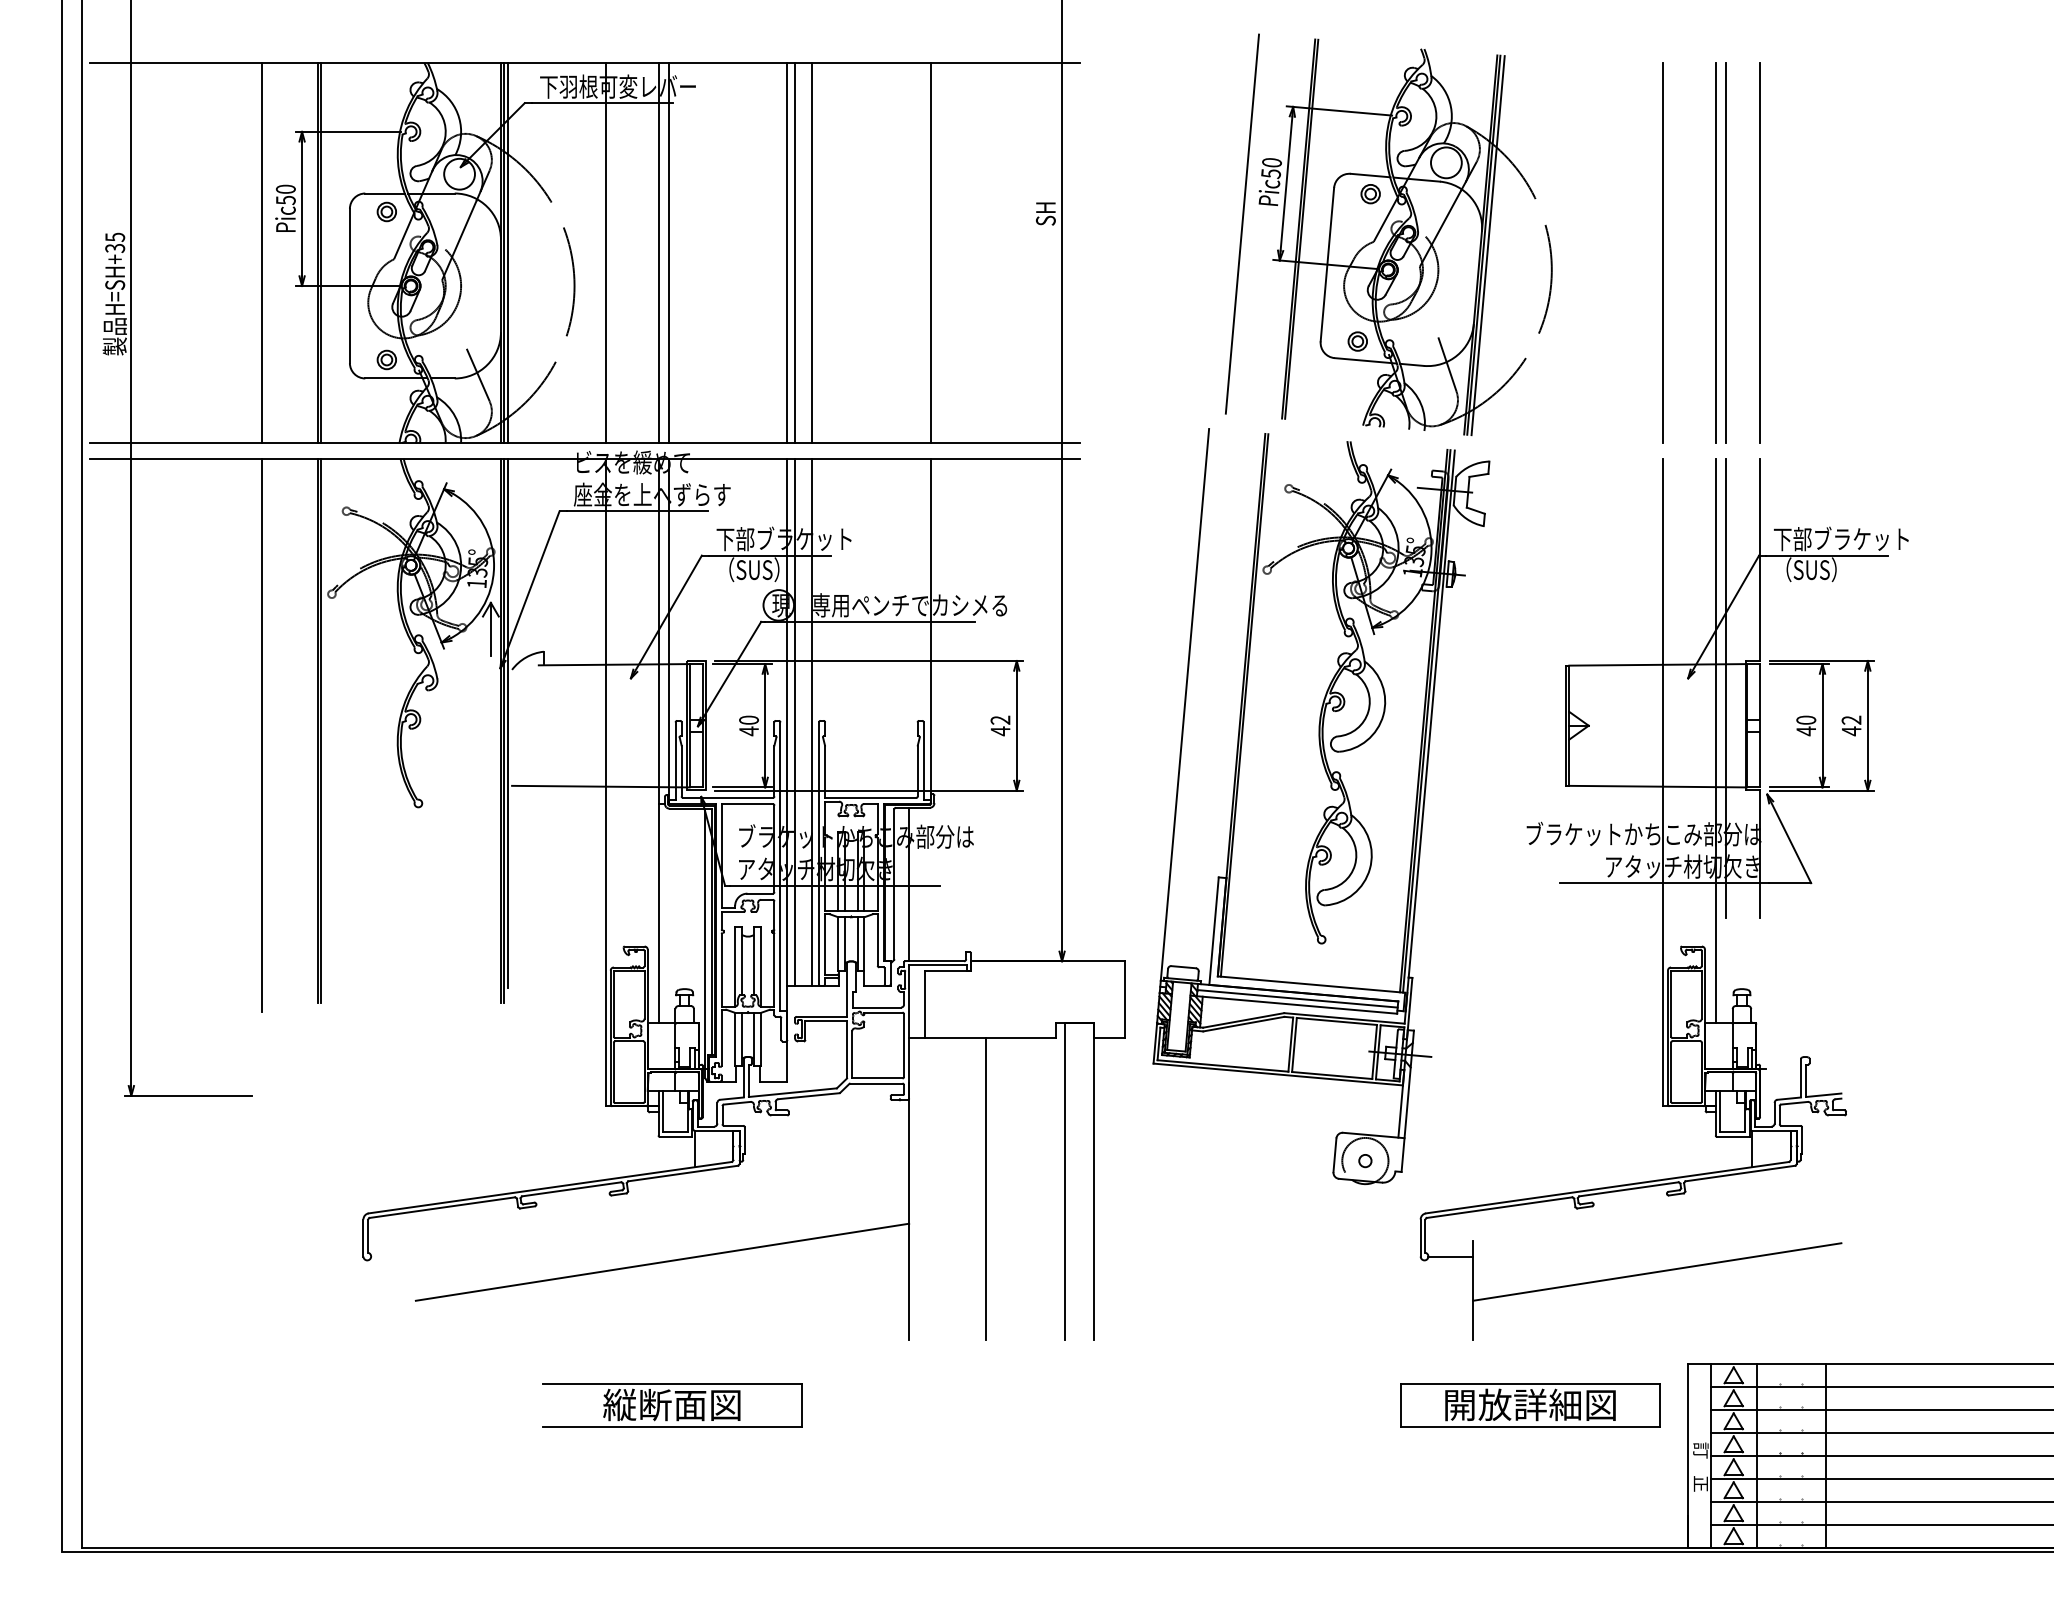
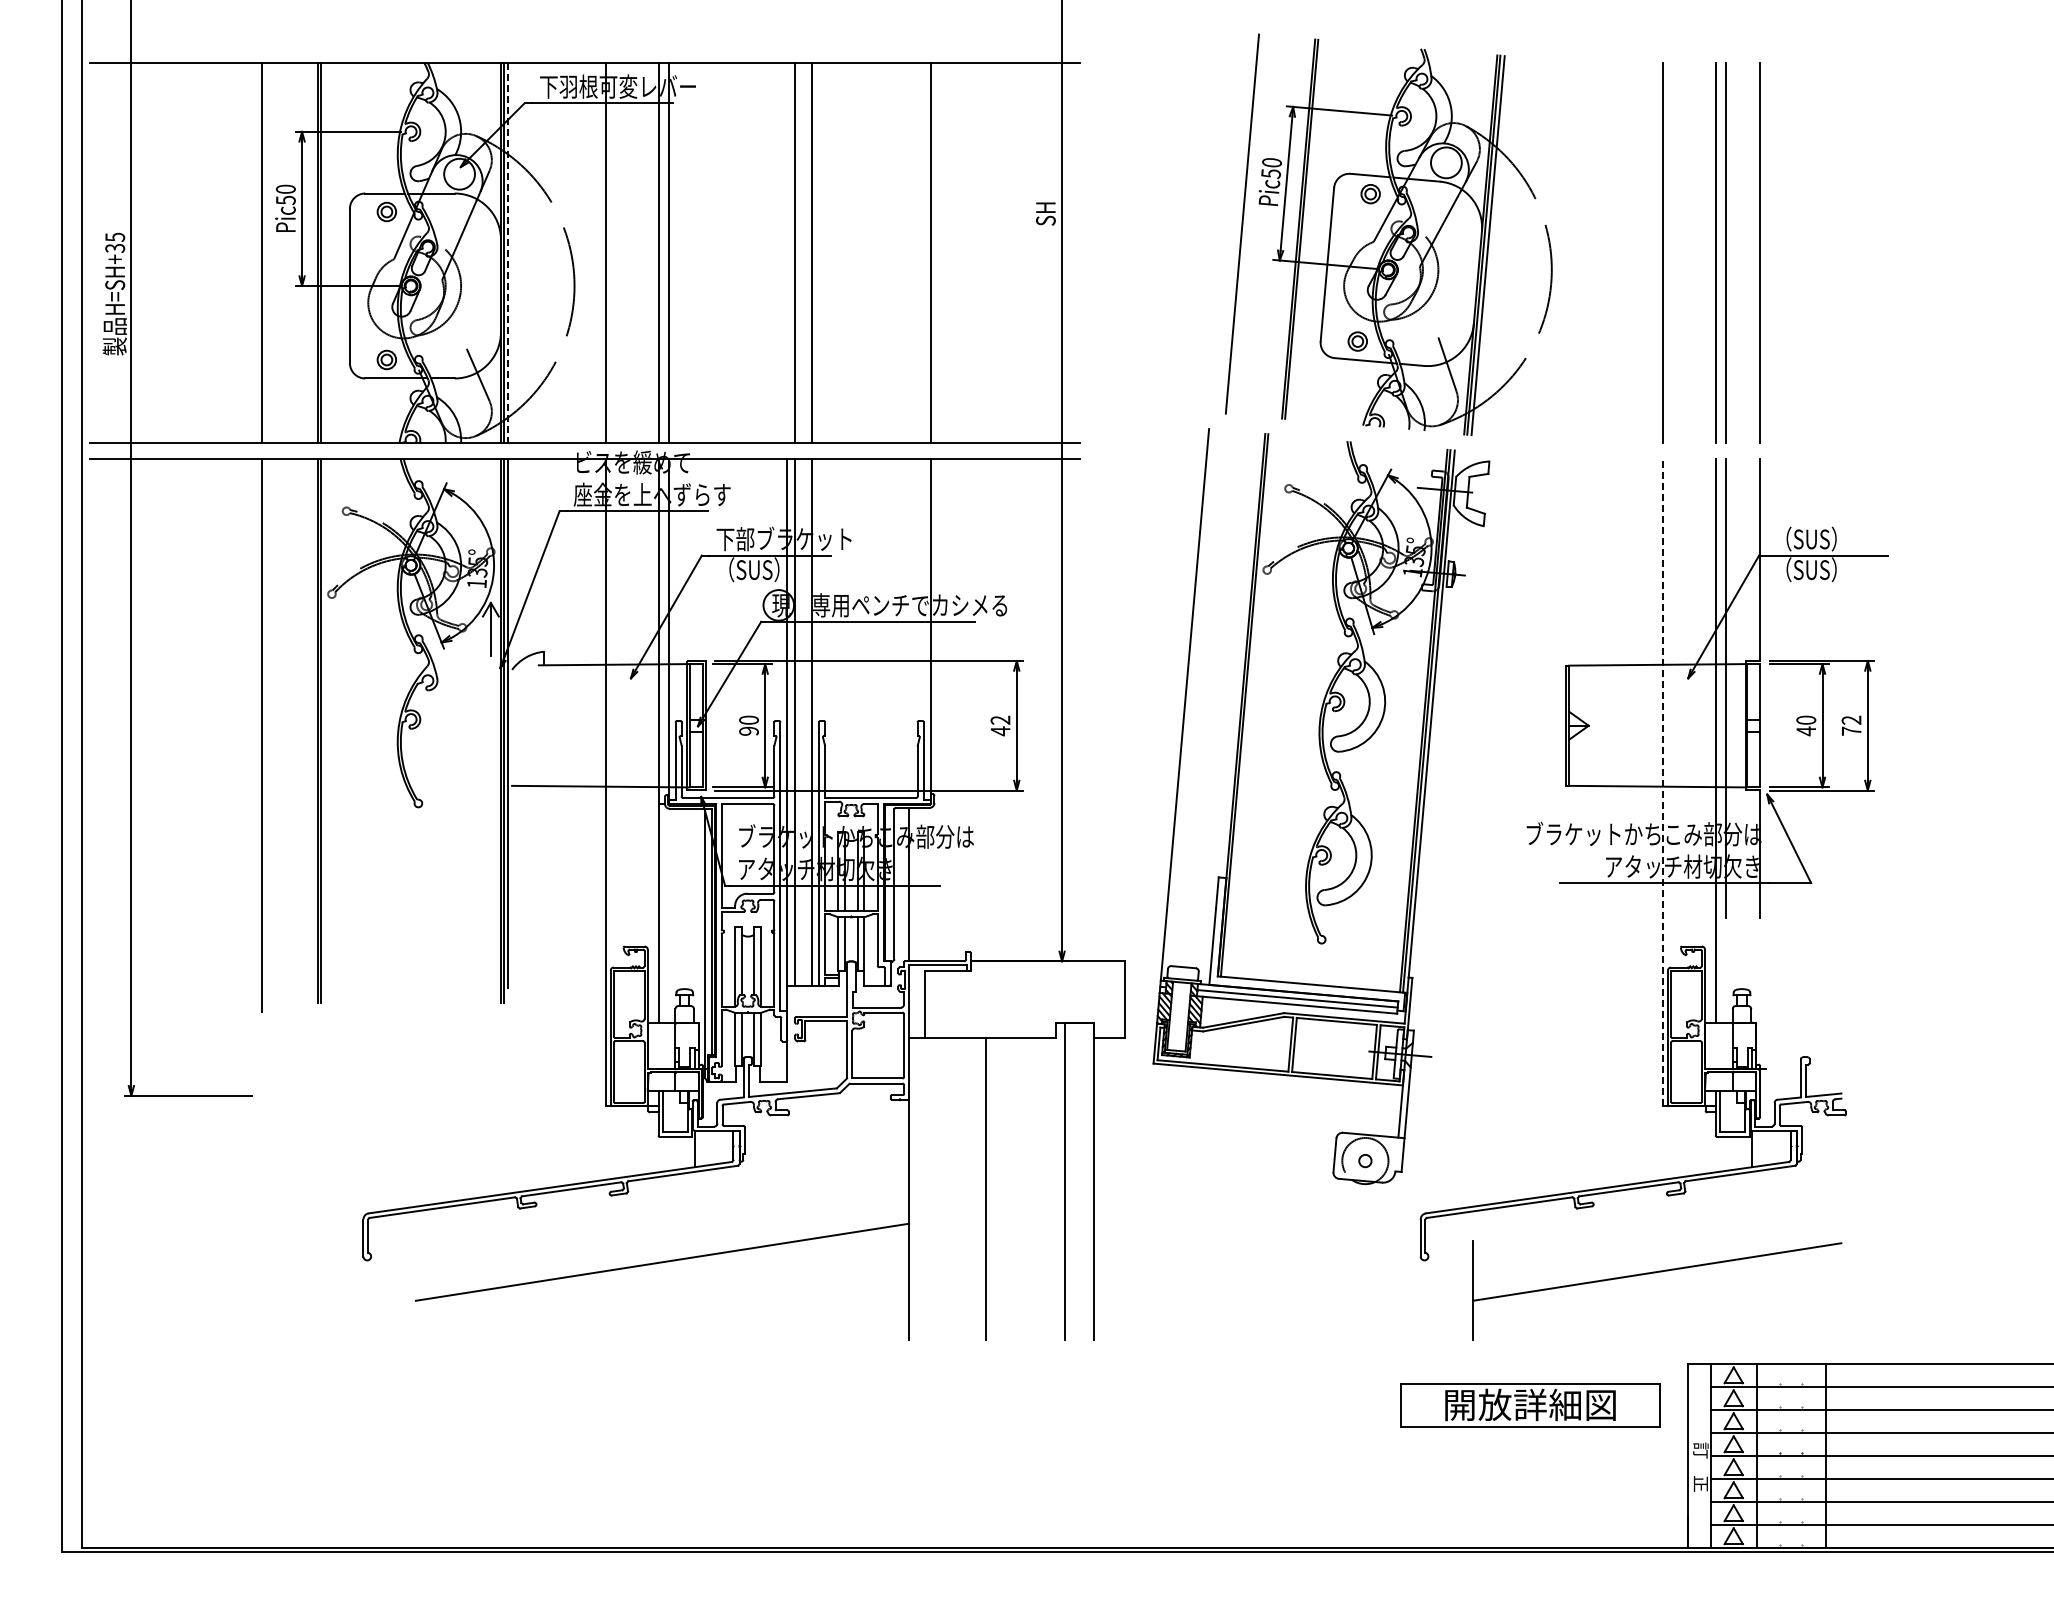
line: present -> none (787, 252)
line: solid -> dashed (508, 253)
text: 下部ブラケット -> （SUS） (1840, 538)
text: 40 -> 90 (748, 731)
text: 42 -> 72 (1851, 731)
line: solid -> dashed (1663, 782)
line: present -> none (1450, 1256)
part: present -> none (672, 1405)
